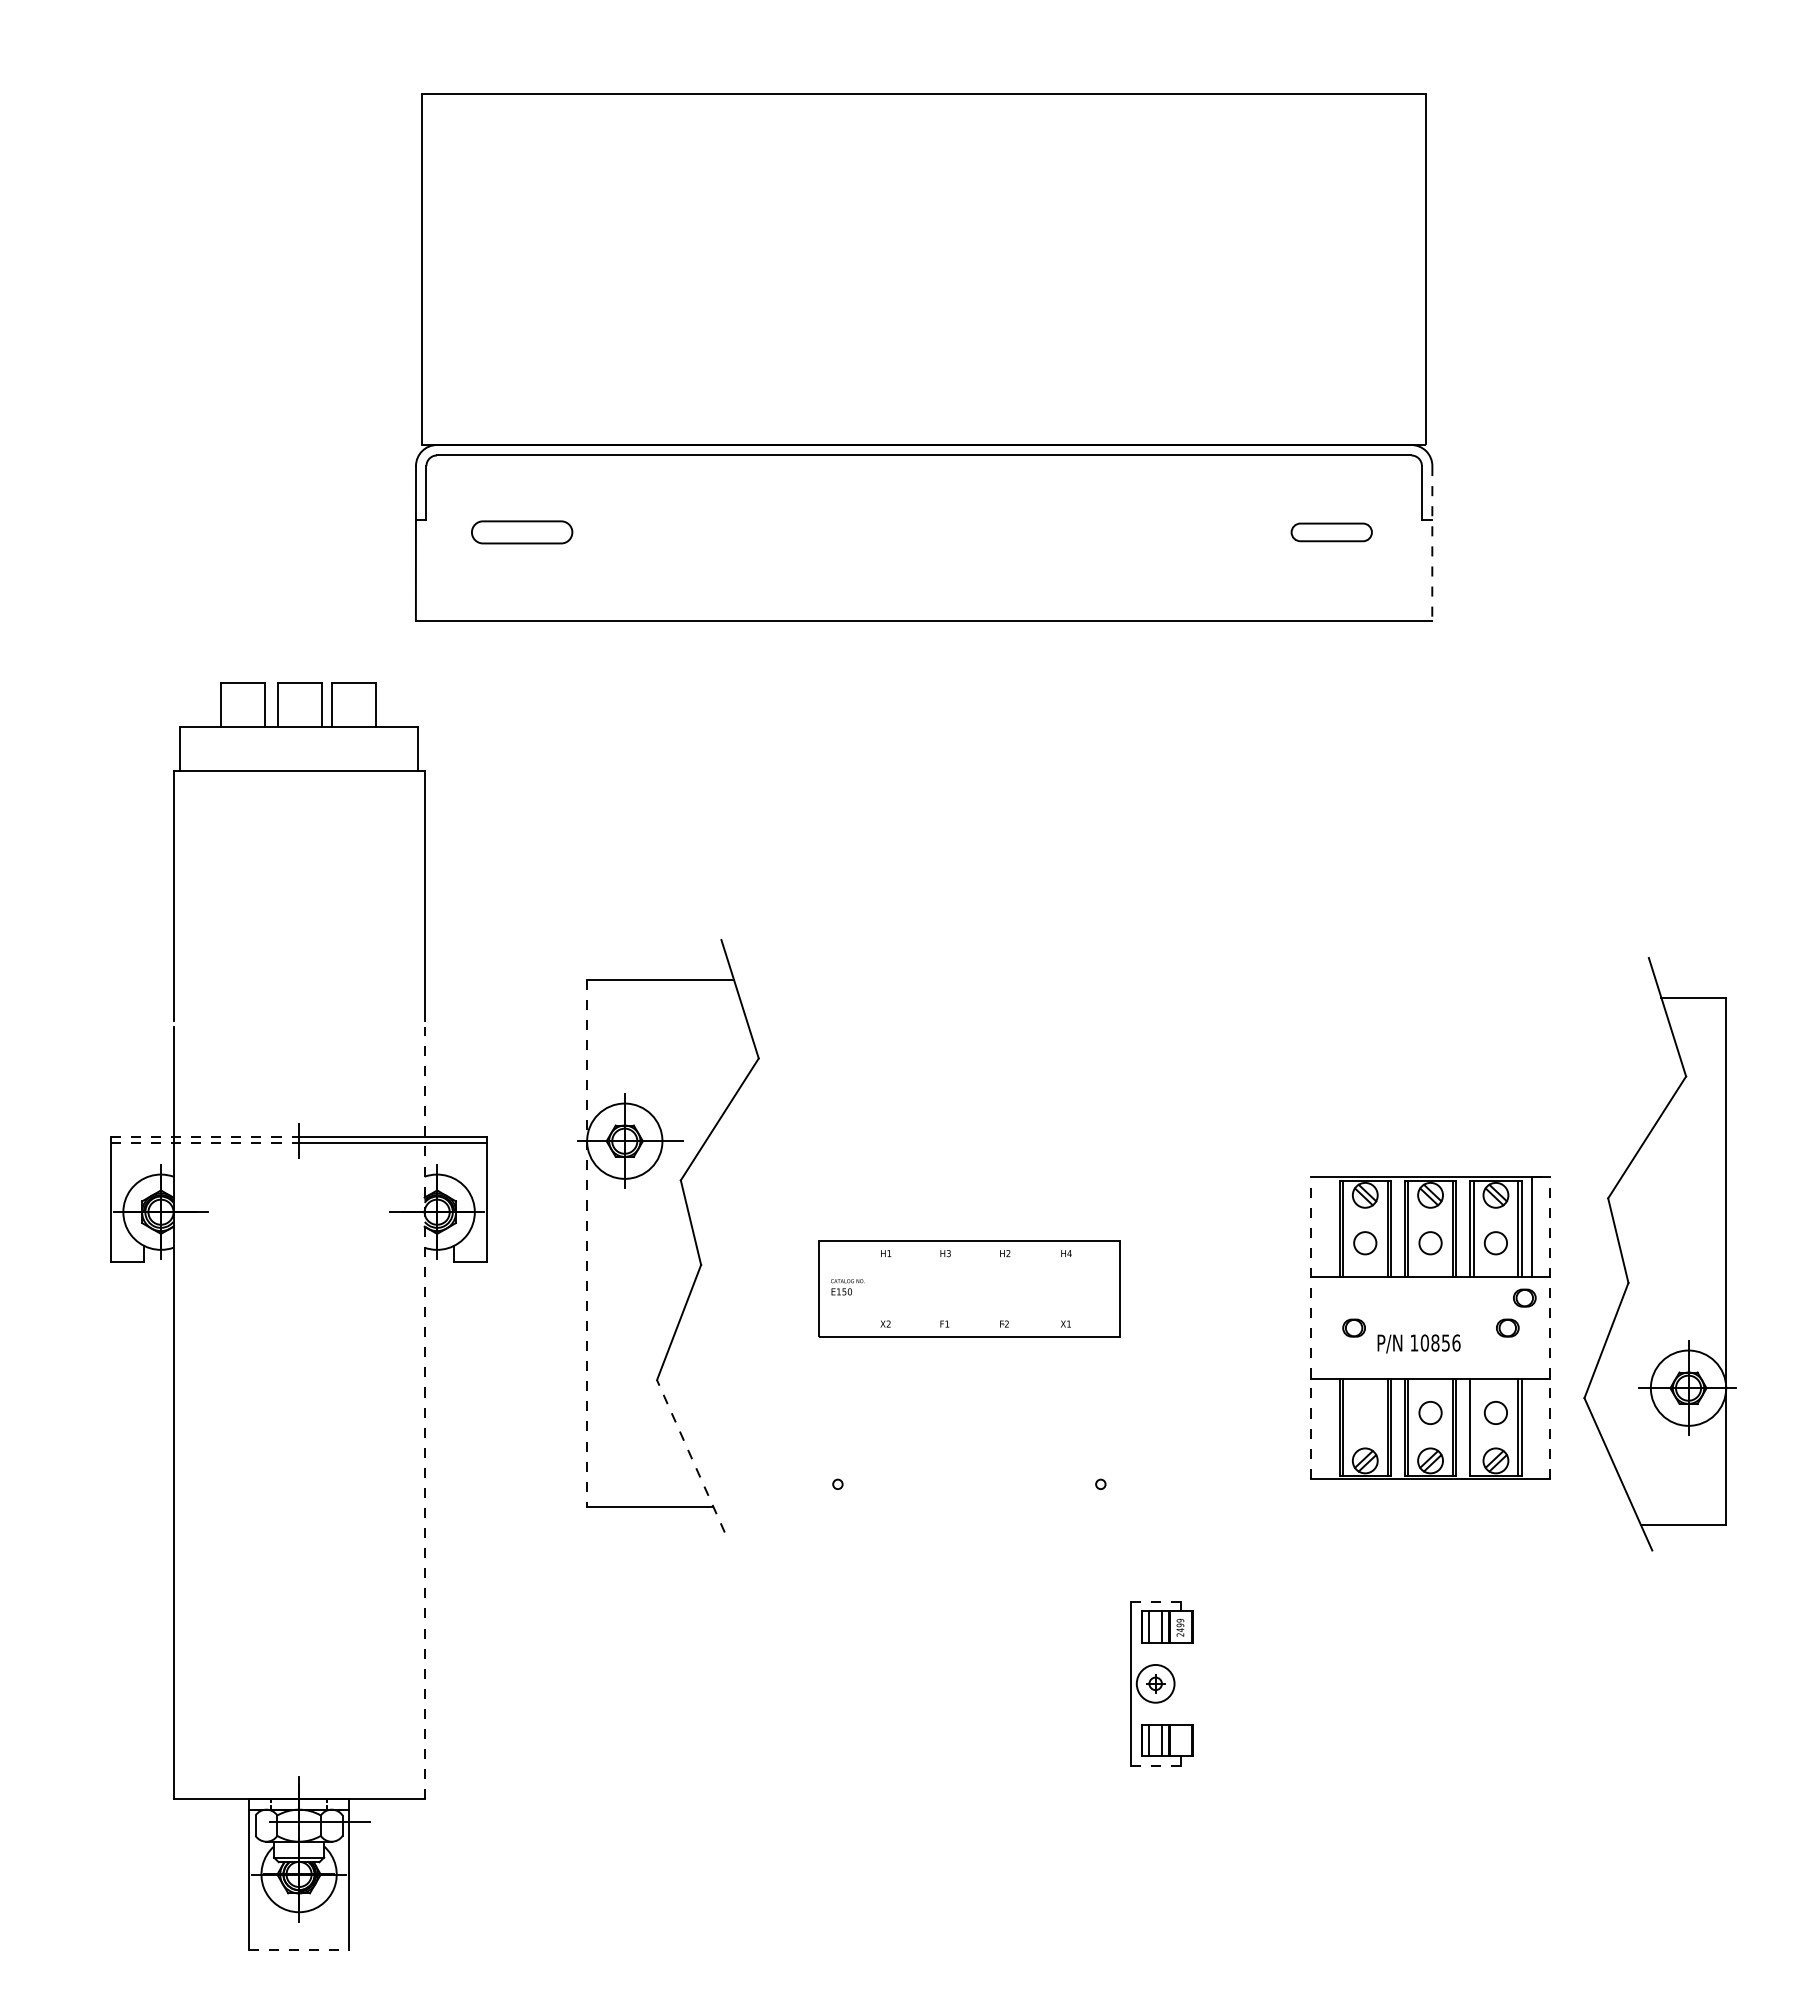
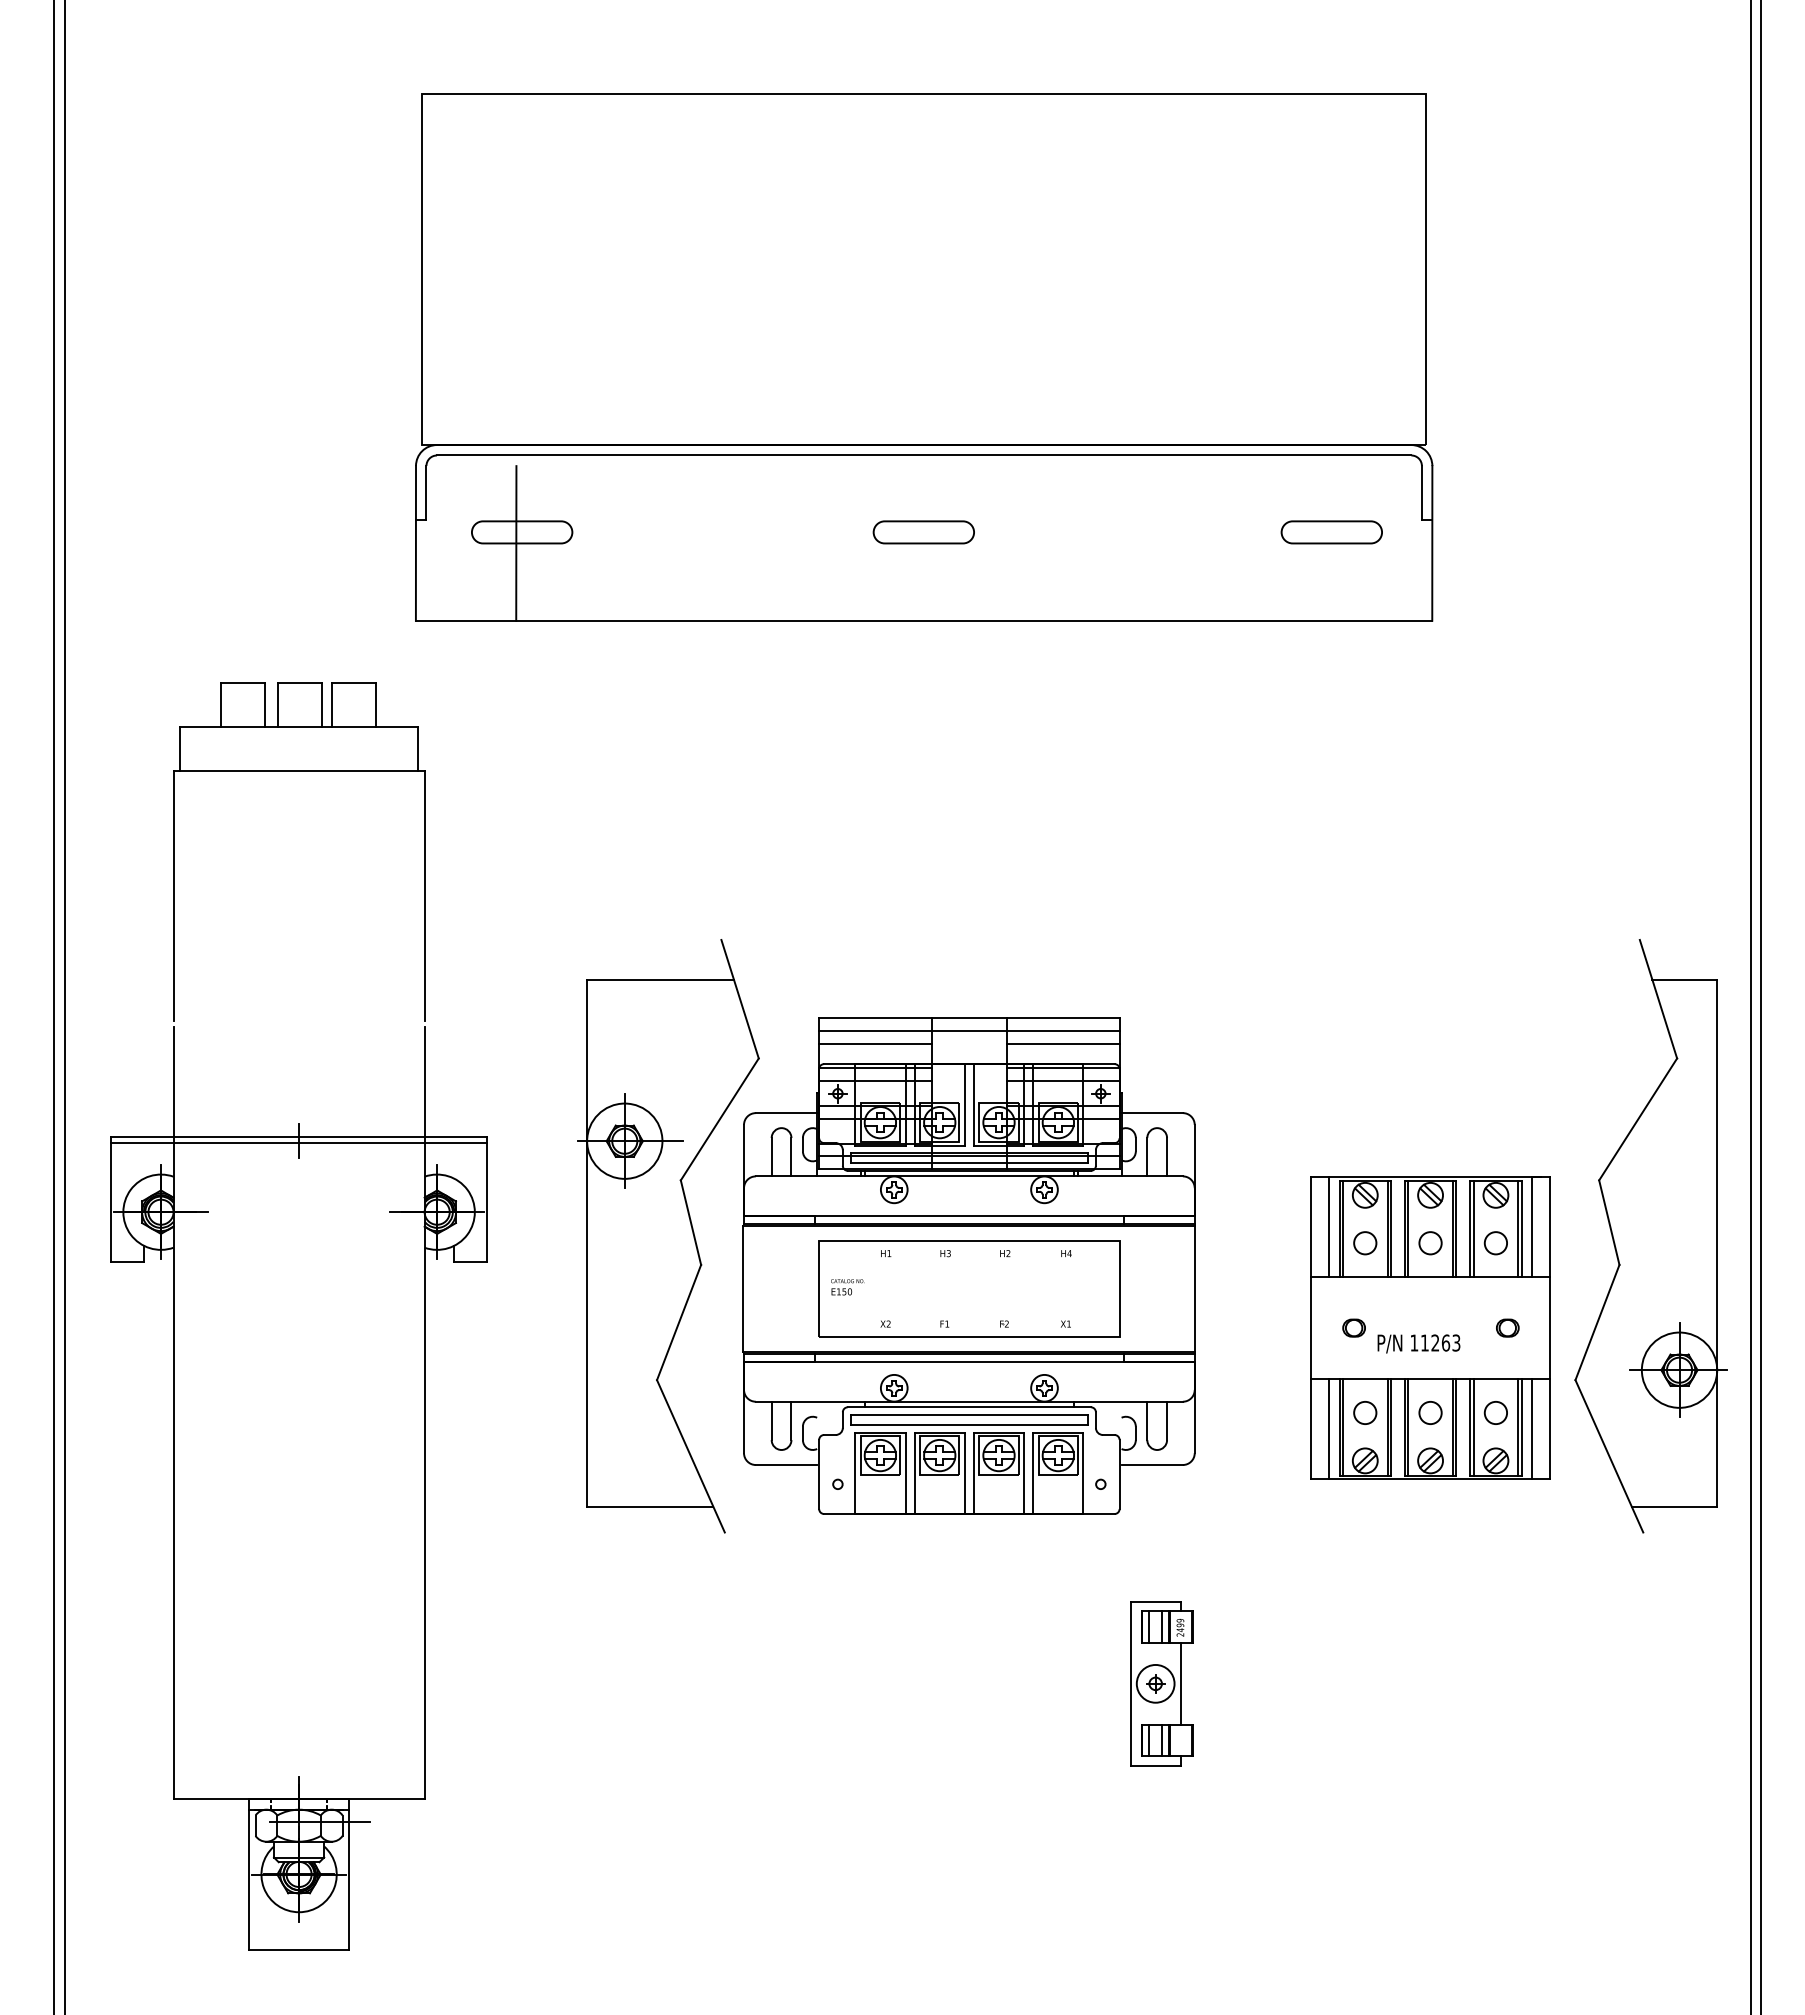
part: none -> present (923, 532)
part size: 83x21 px -> 103x25 px (1331, 532)
line: none -> present (516, 543)
line: dashed -> solid (1432, 543)
line: none -> present (54, 1006)
line: none -> present (64, 1006)
line: none -> present (1750, 1006)
line: none -> present (1761, 1006)
line: dashed -> solid (205, 1136)
line: dashed -> solid (205, 1142)
line: none -> present (1329, 1226)
line: dashed -> solid (587, 1243)
part position: (1659, 1254) -> (1650, 1236) (1650, 1236)
part: none -> present (968, 1265)
part: present -> none (1524, 1297)
line: dashed -> solid (1311, 1328)
line: dashed -> solid (1549, 1328)
text: 10856 -> 11263 (1440, 1342)
line: dashed -> solid (424, 1412)
circle: none -> present (1365, 1412)
line: none -> present (1473, 1427)
line: none -> present (1329, 1428)
line: none -> present (1531, 1428)
line: dashed -> solid (690, 1455)
line: dashed -> solid (1156, 1602)
line: none -> present (1180, 1683)
line: dashed -> solid (1156, 1765)
line: dashed -> solid (299, 1949)
